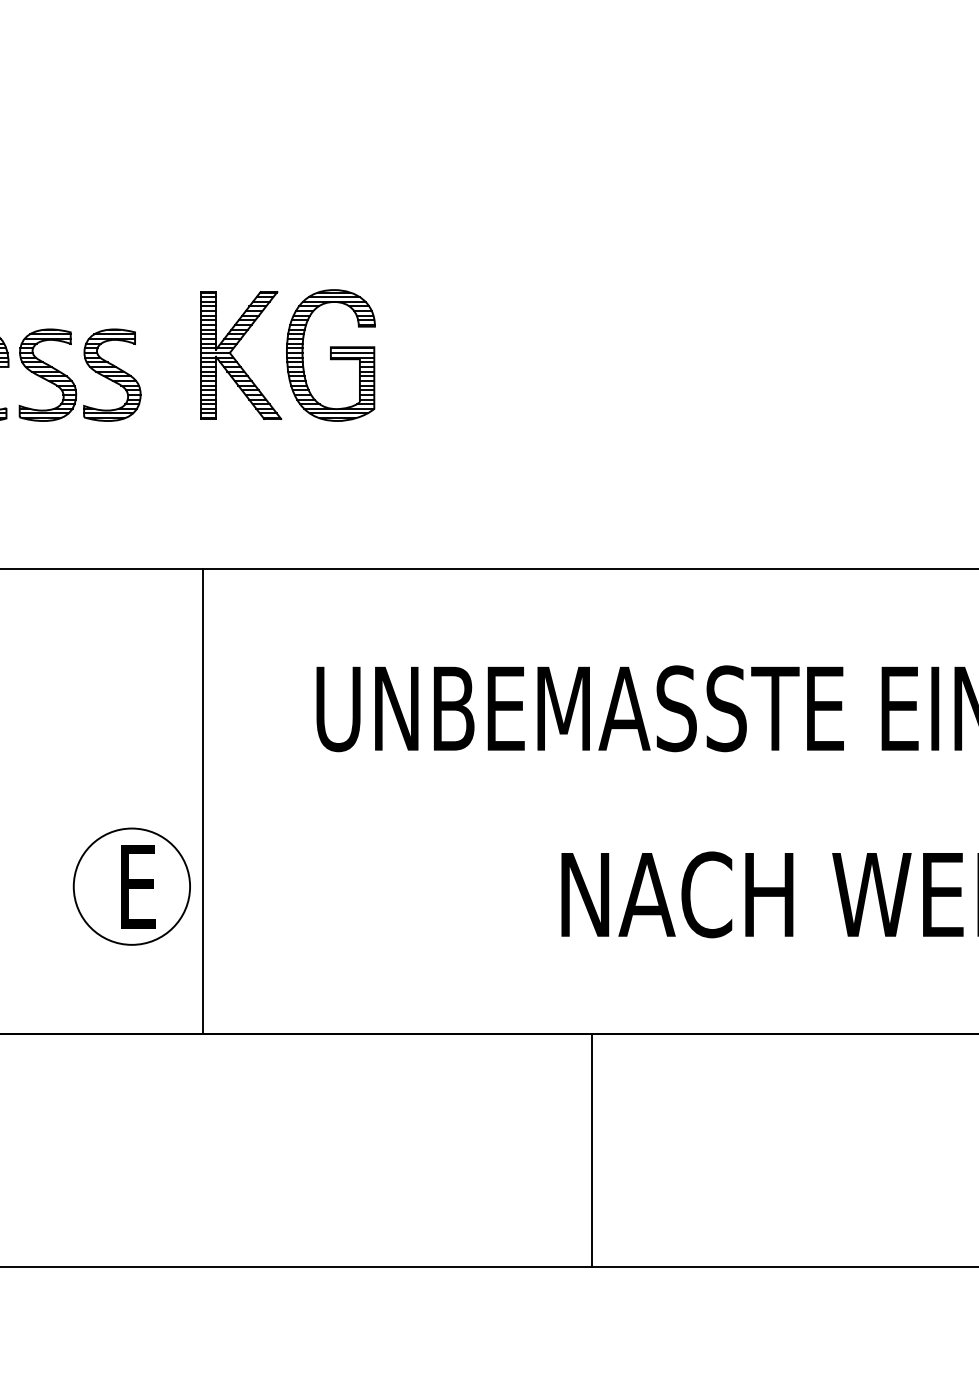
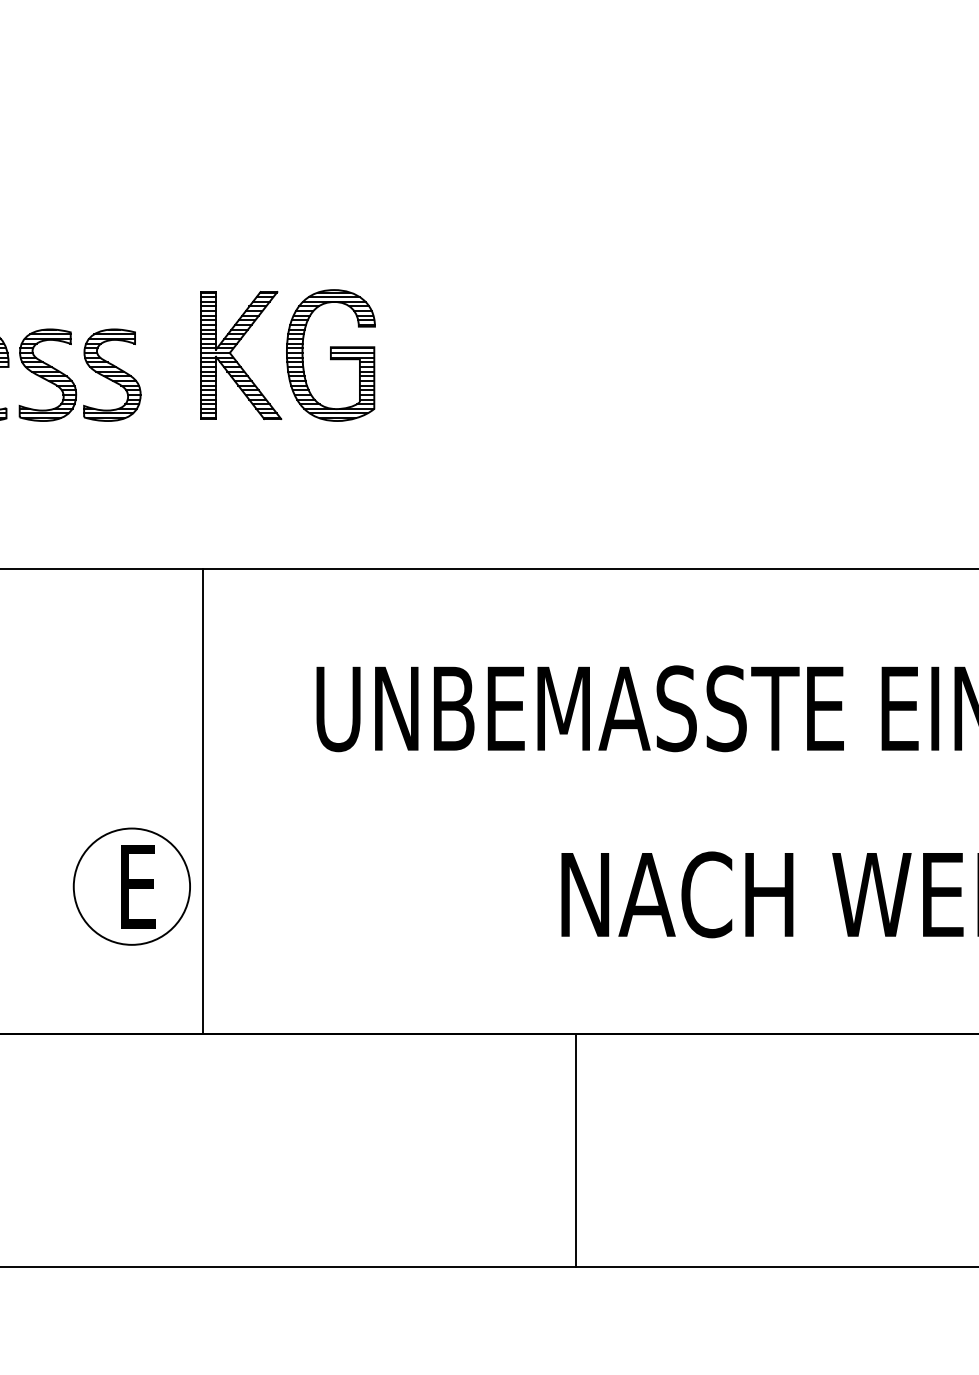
line position: (591, 1150) -> (575, 1150) (575, 1150)
